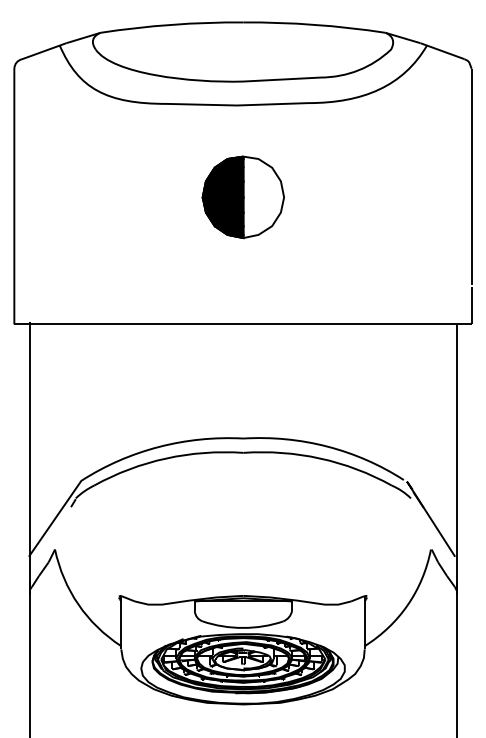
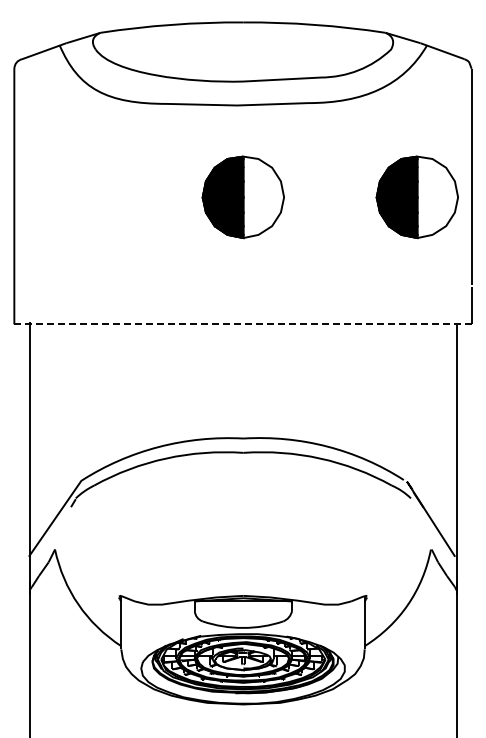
part: none -> present (416, 197)
line: solid -> dashed (242, 324)
